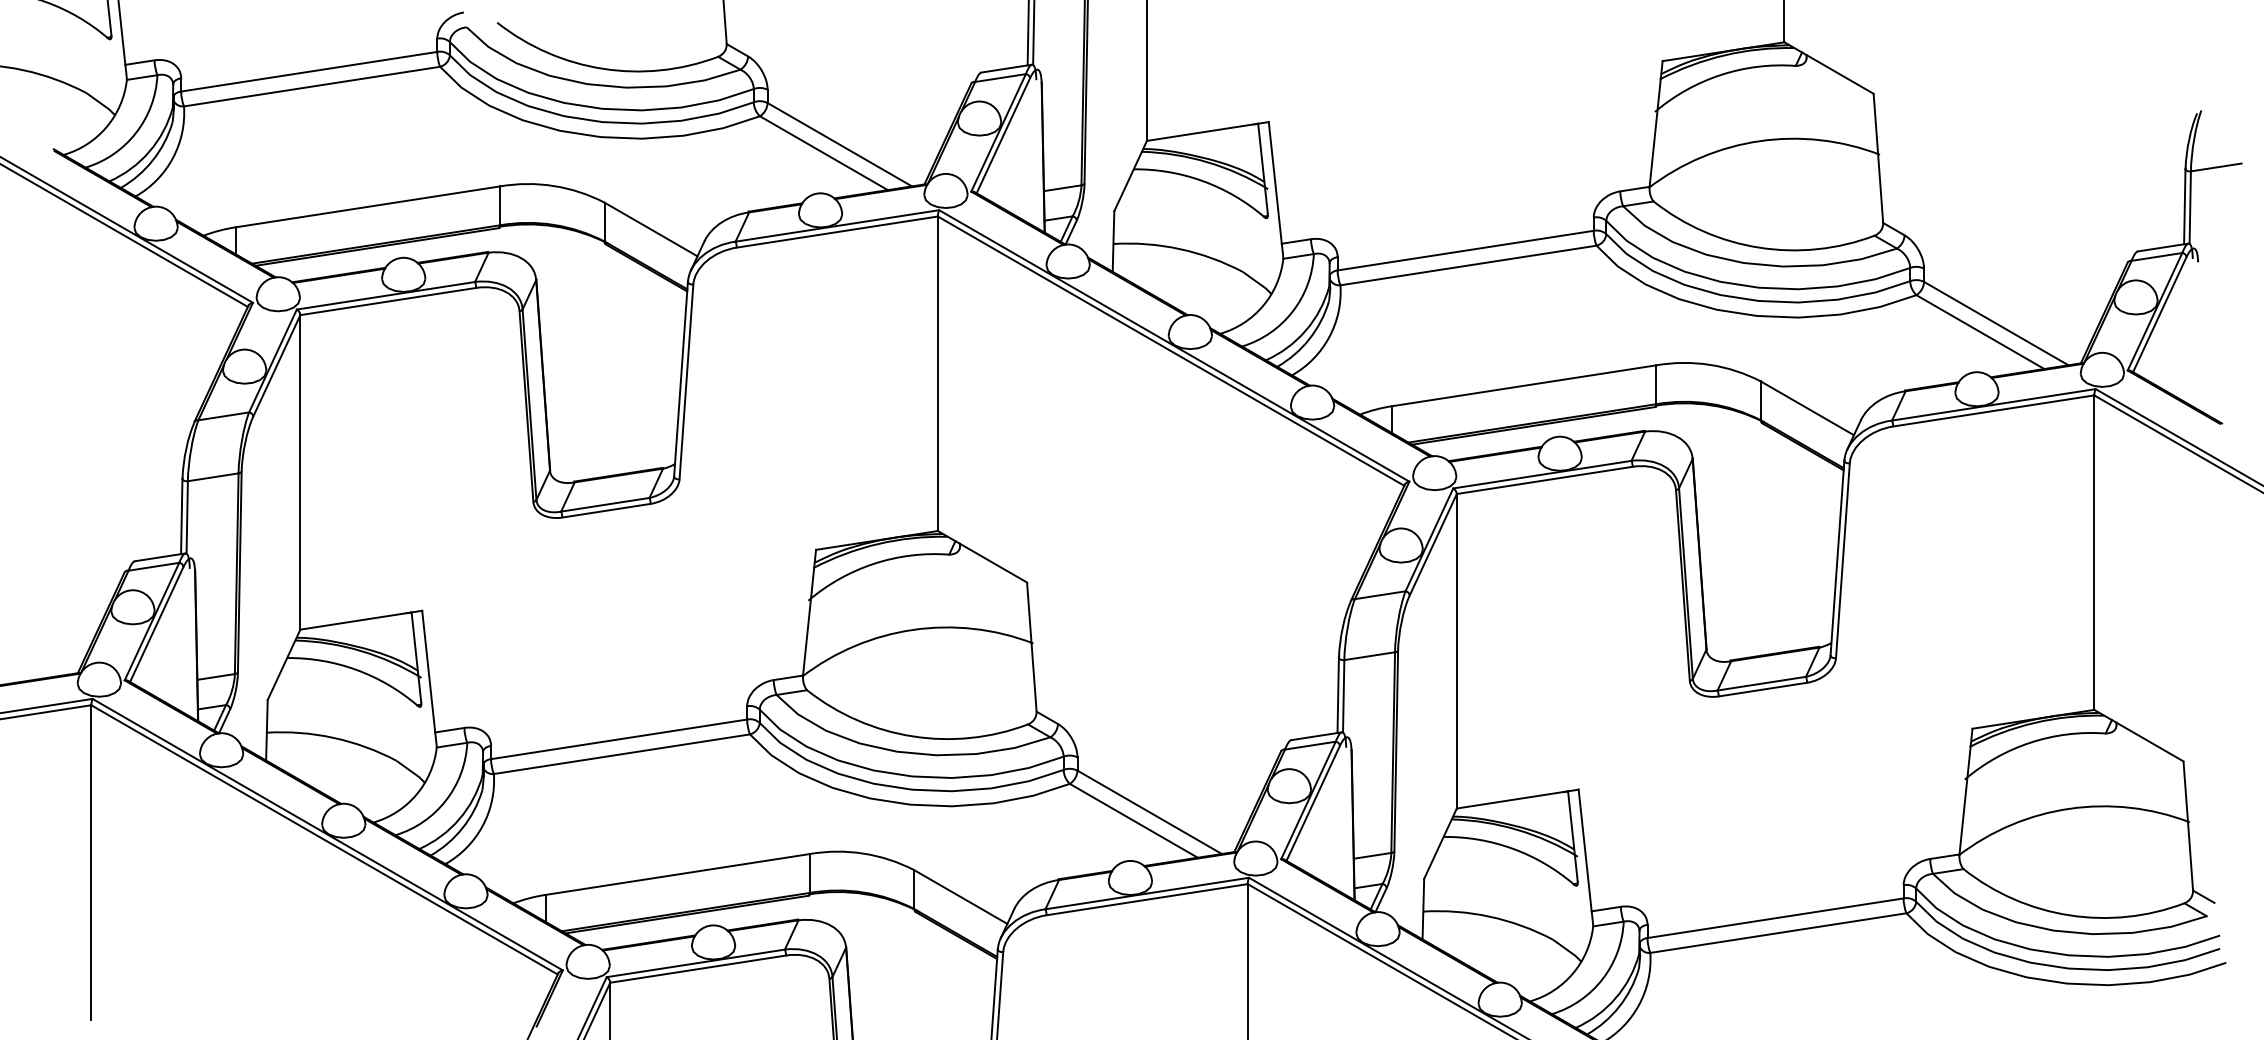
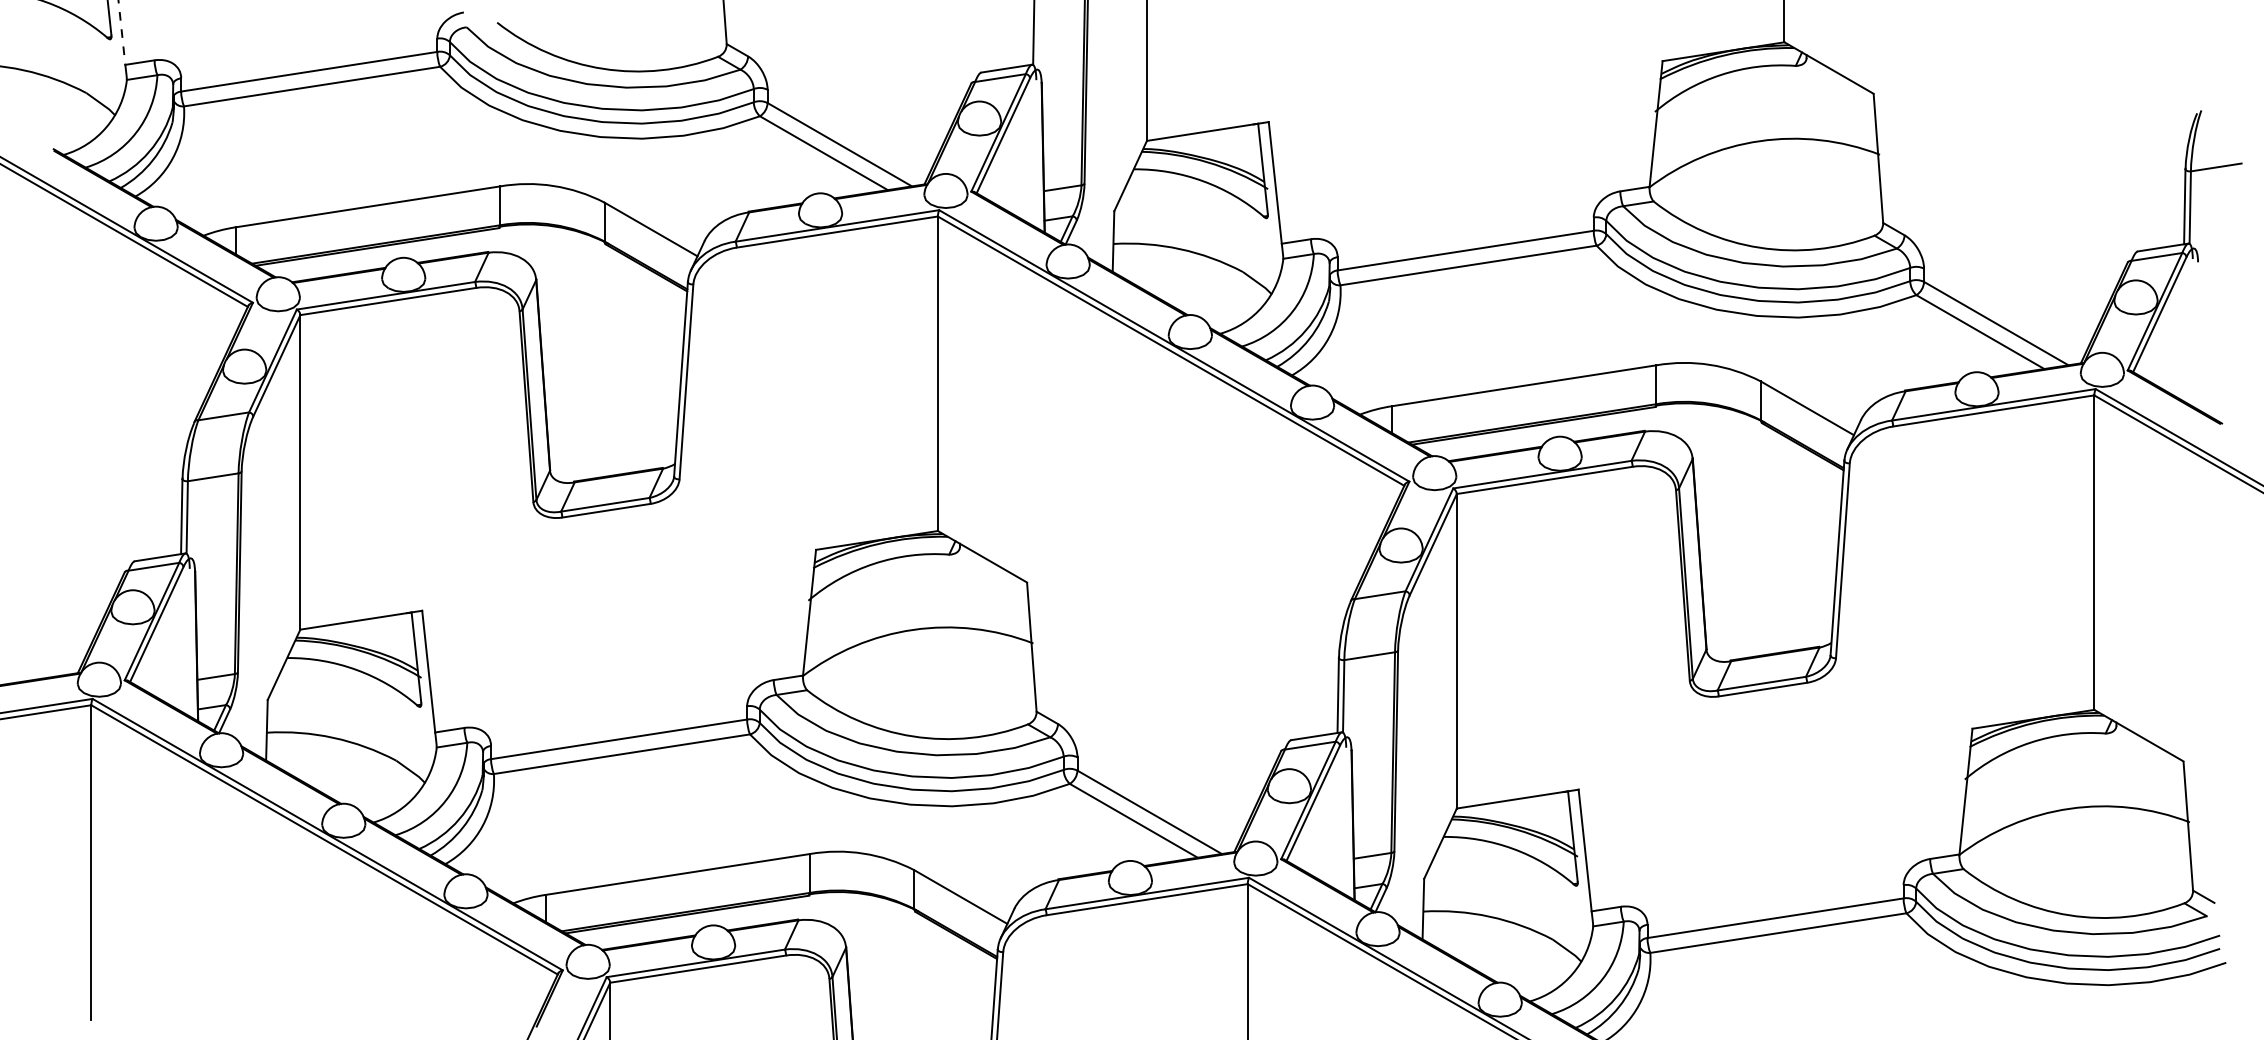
line: solid -> dashed (121, 33)
line: present -> none (1027, 33)
